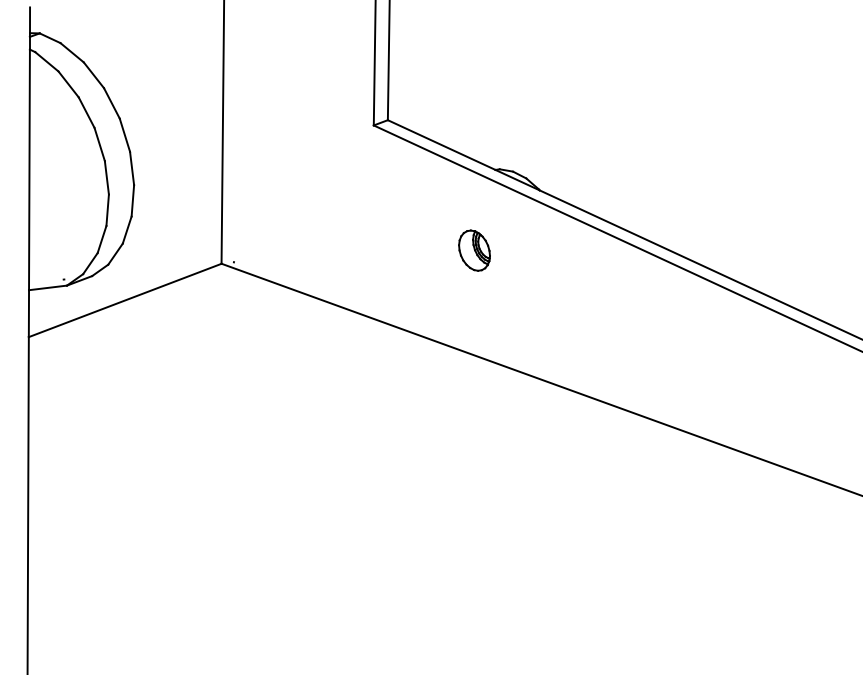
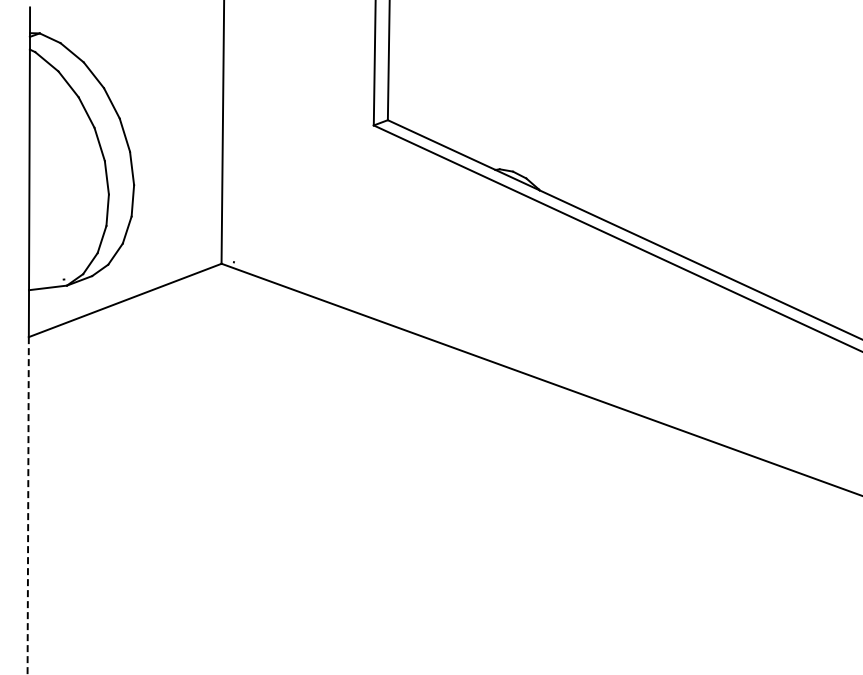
part: present -> none (474, 250)
line: solid -> dashed (28, 506)
